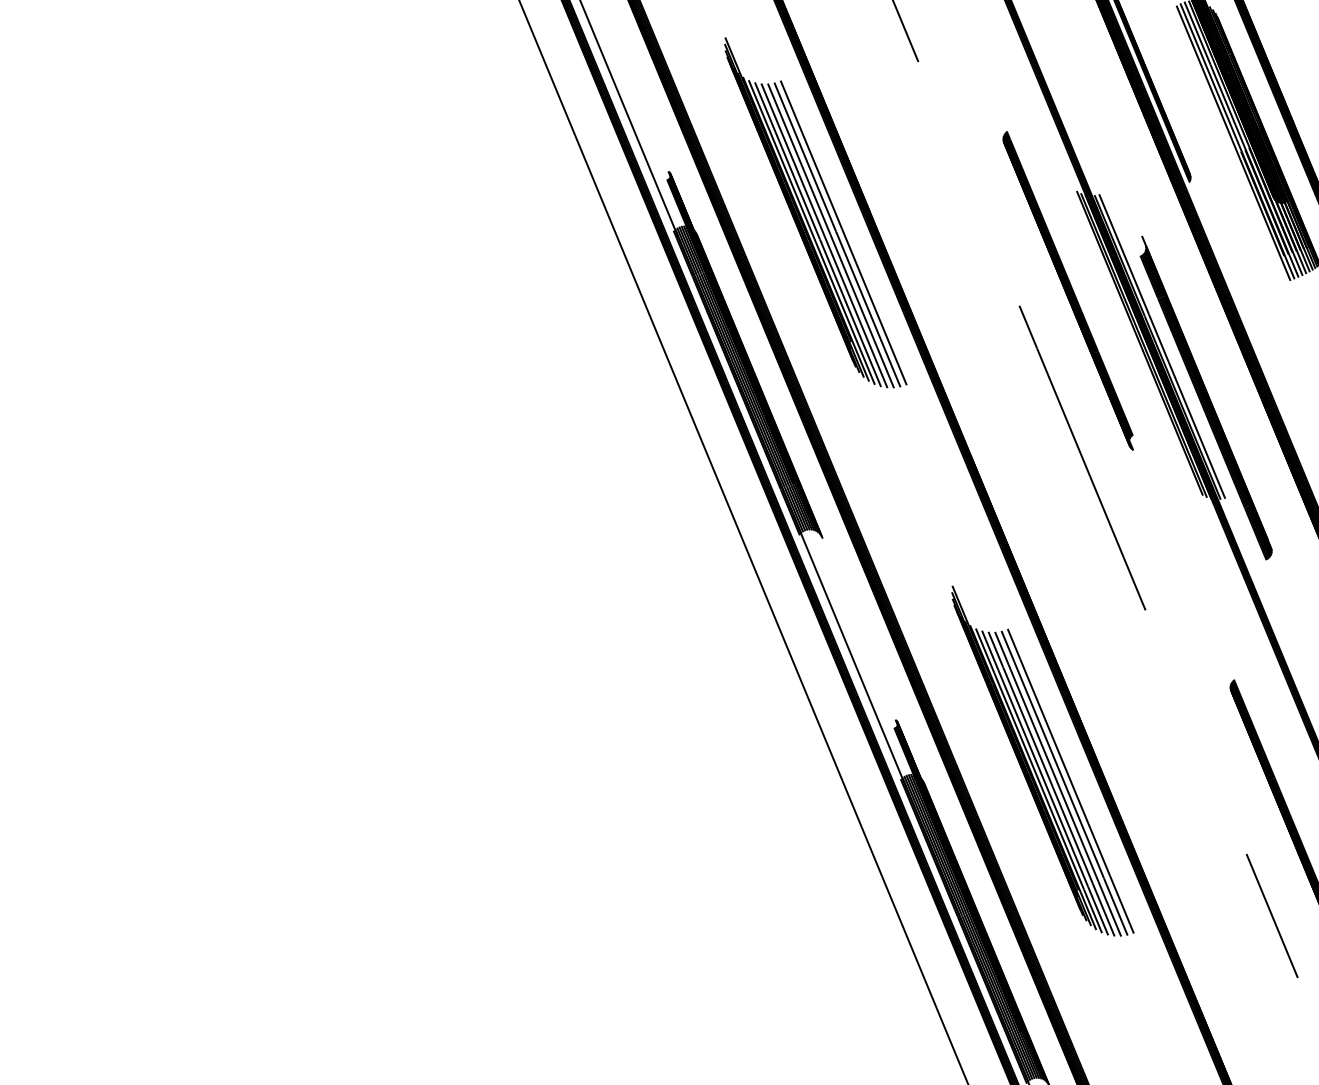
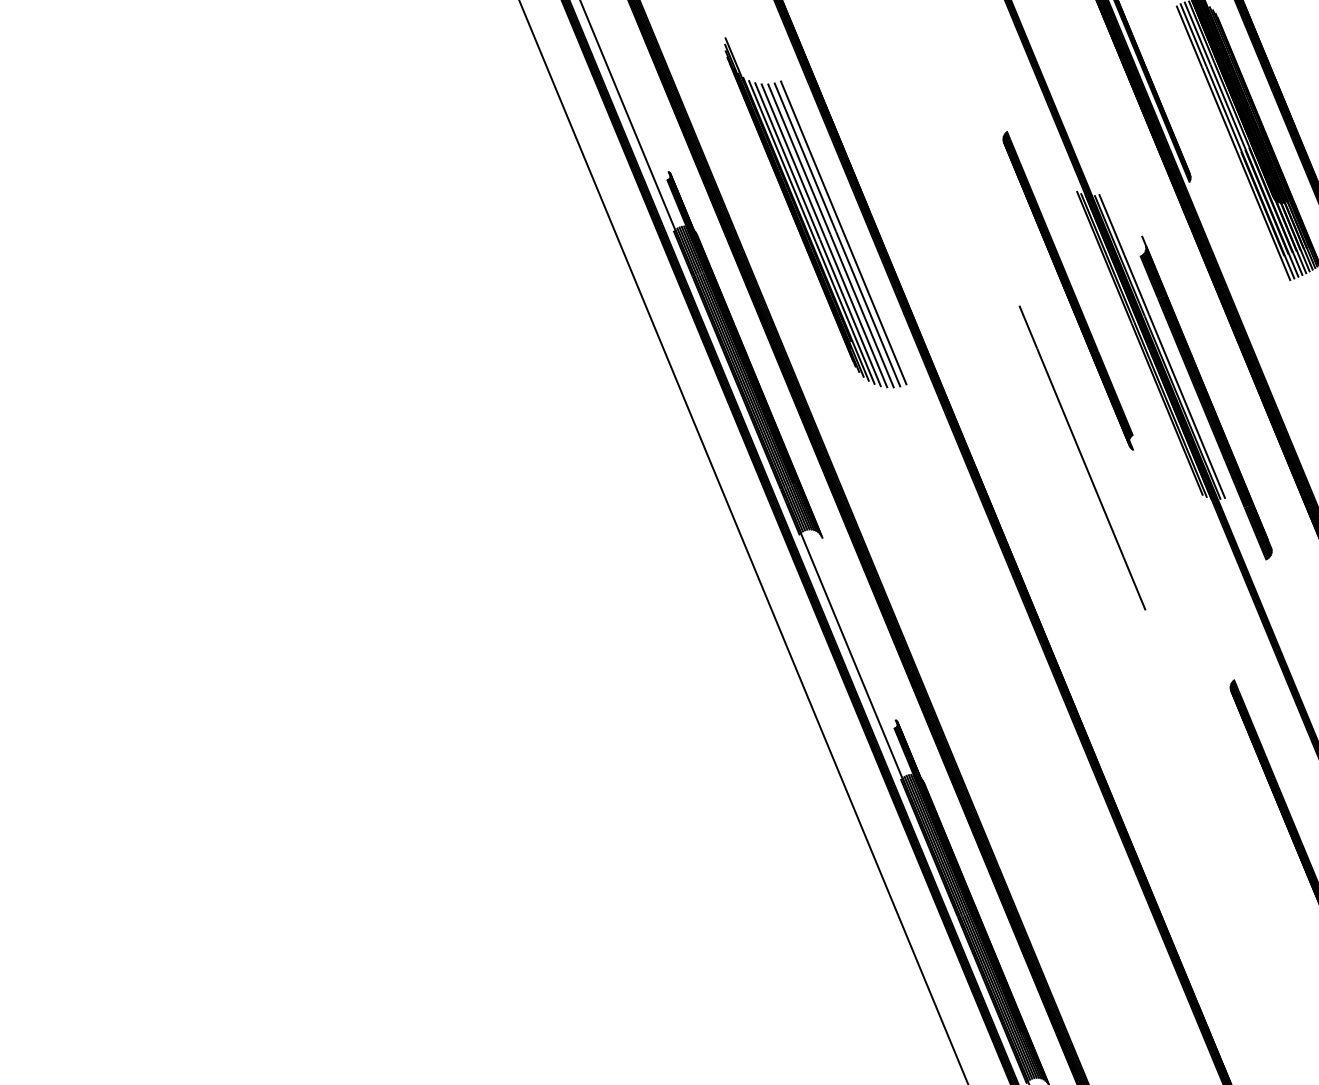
line: present -> none (905, 32)
part: present -> none (1042, 760)
line: present -> none (1271, 915)
